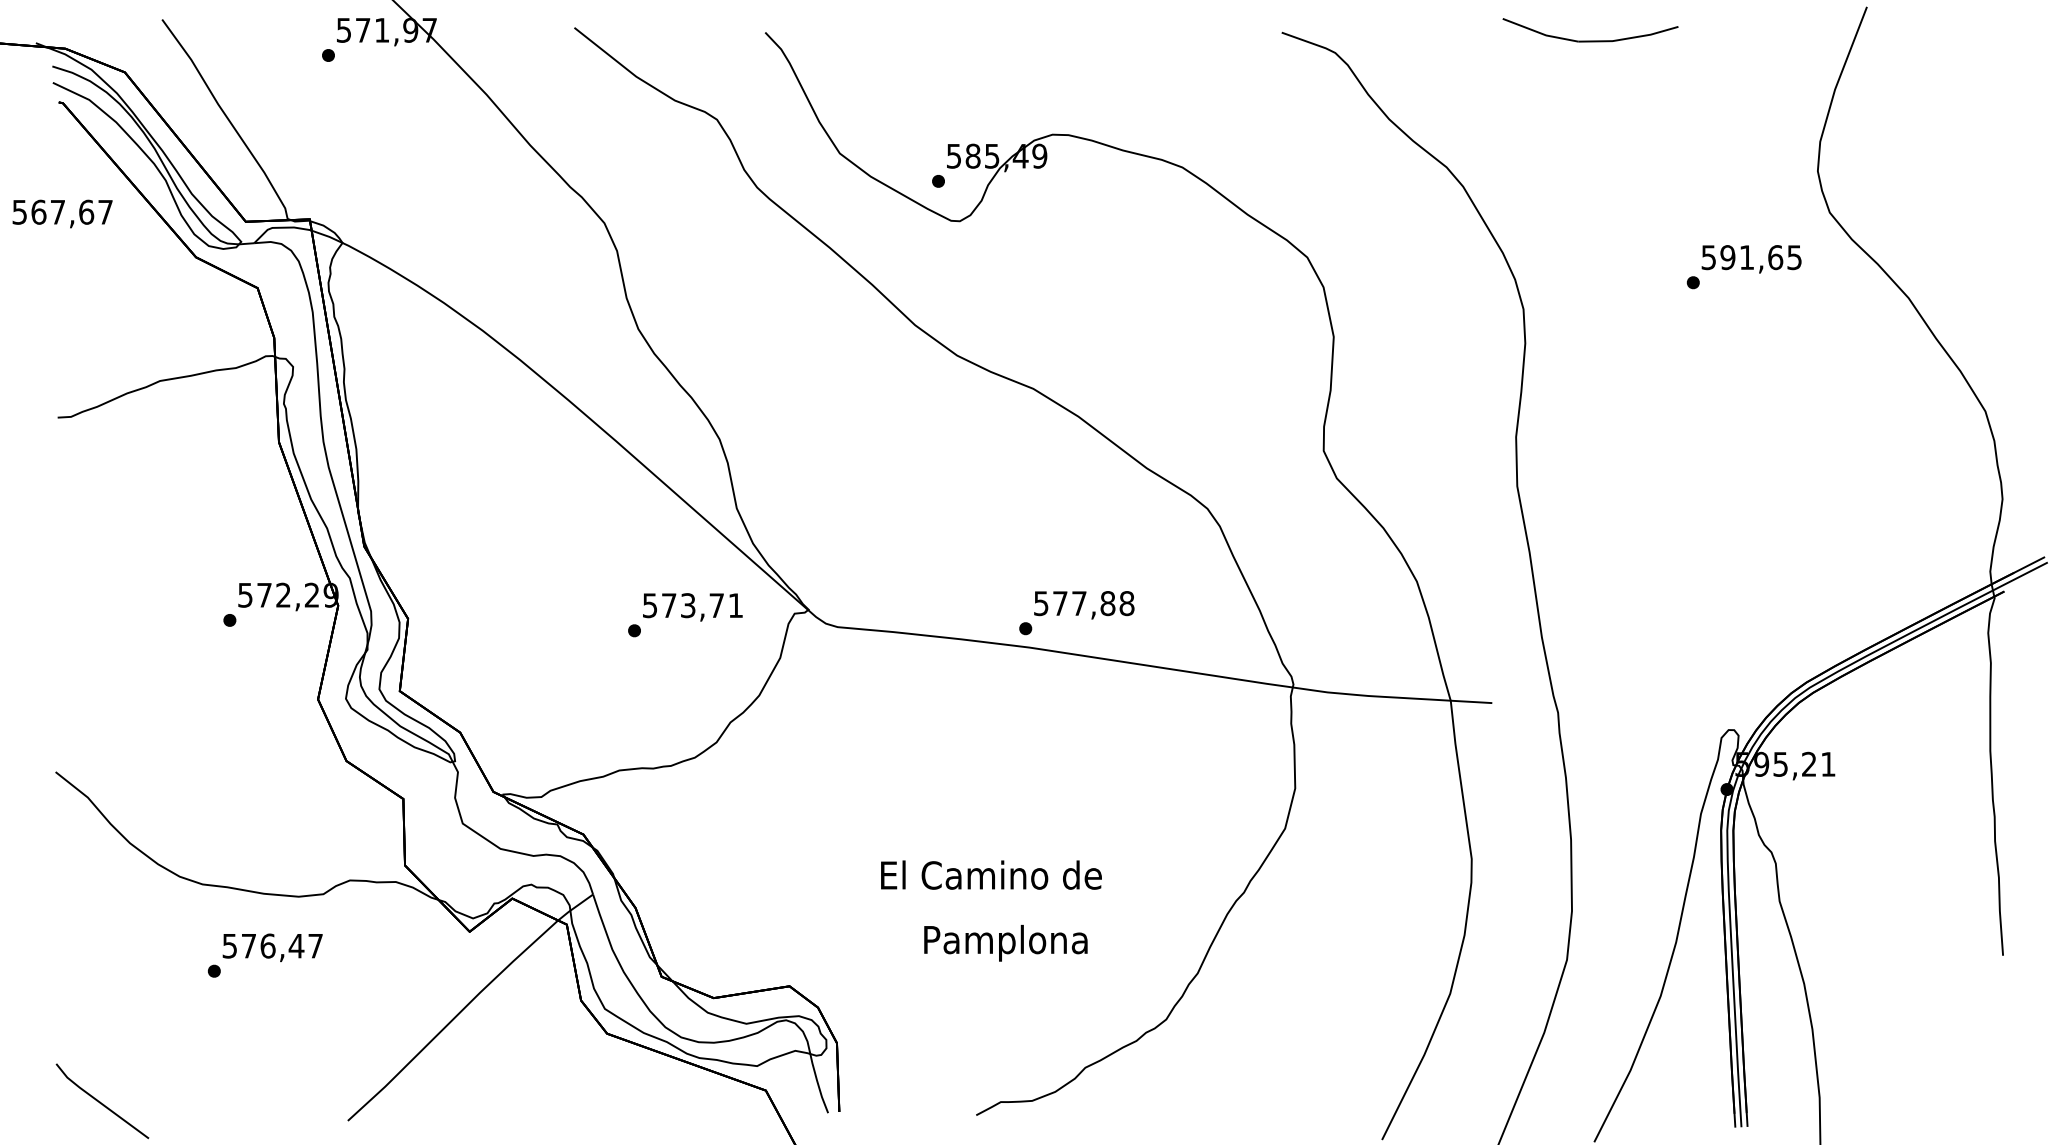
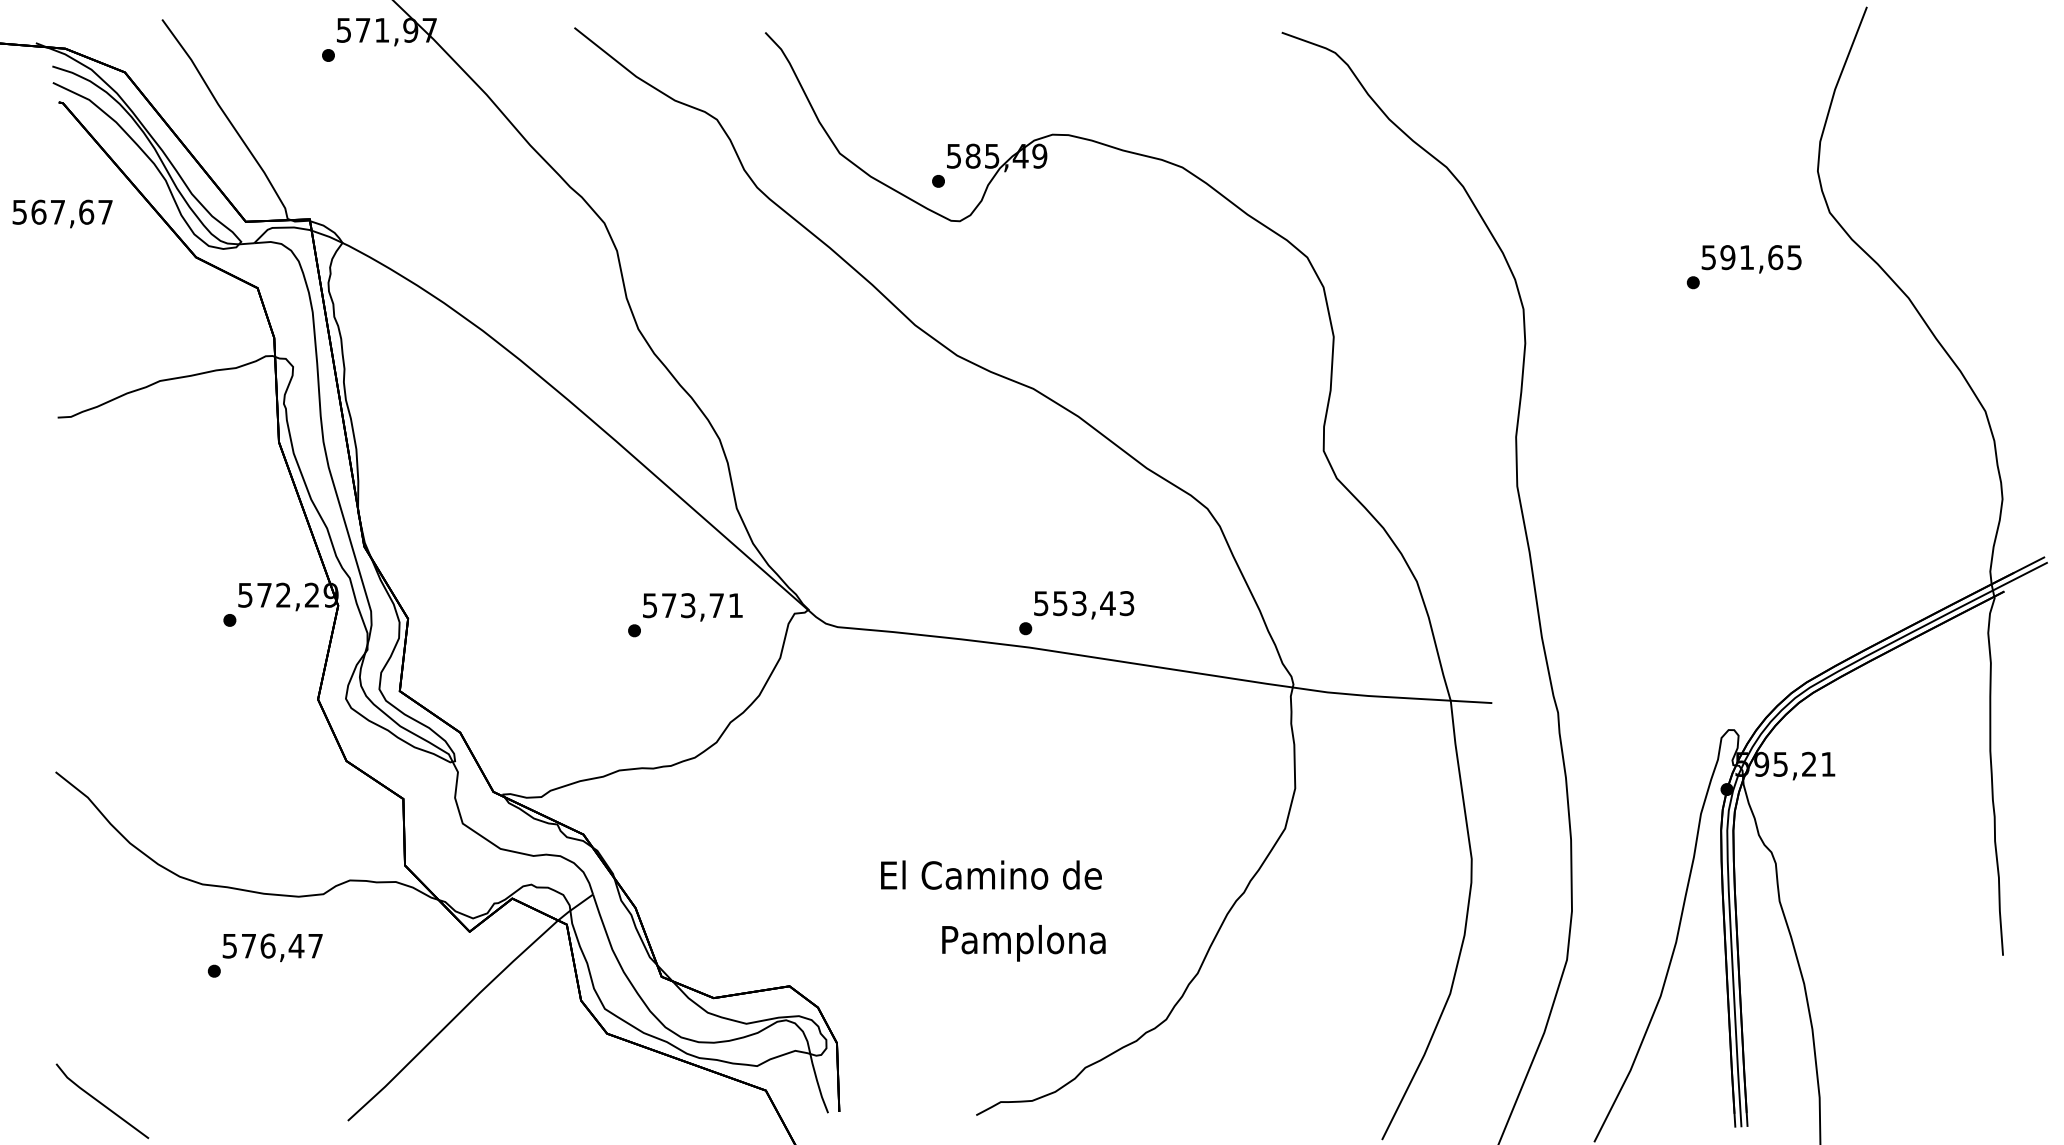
part: present -> none (1590, 40)
text: 577,88 -> 553,43 (1093, 603)
text position: (1005, 943) -> (1023, 943) (1023, 943)
